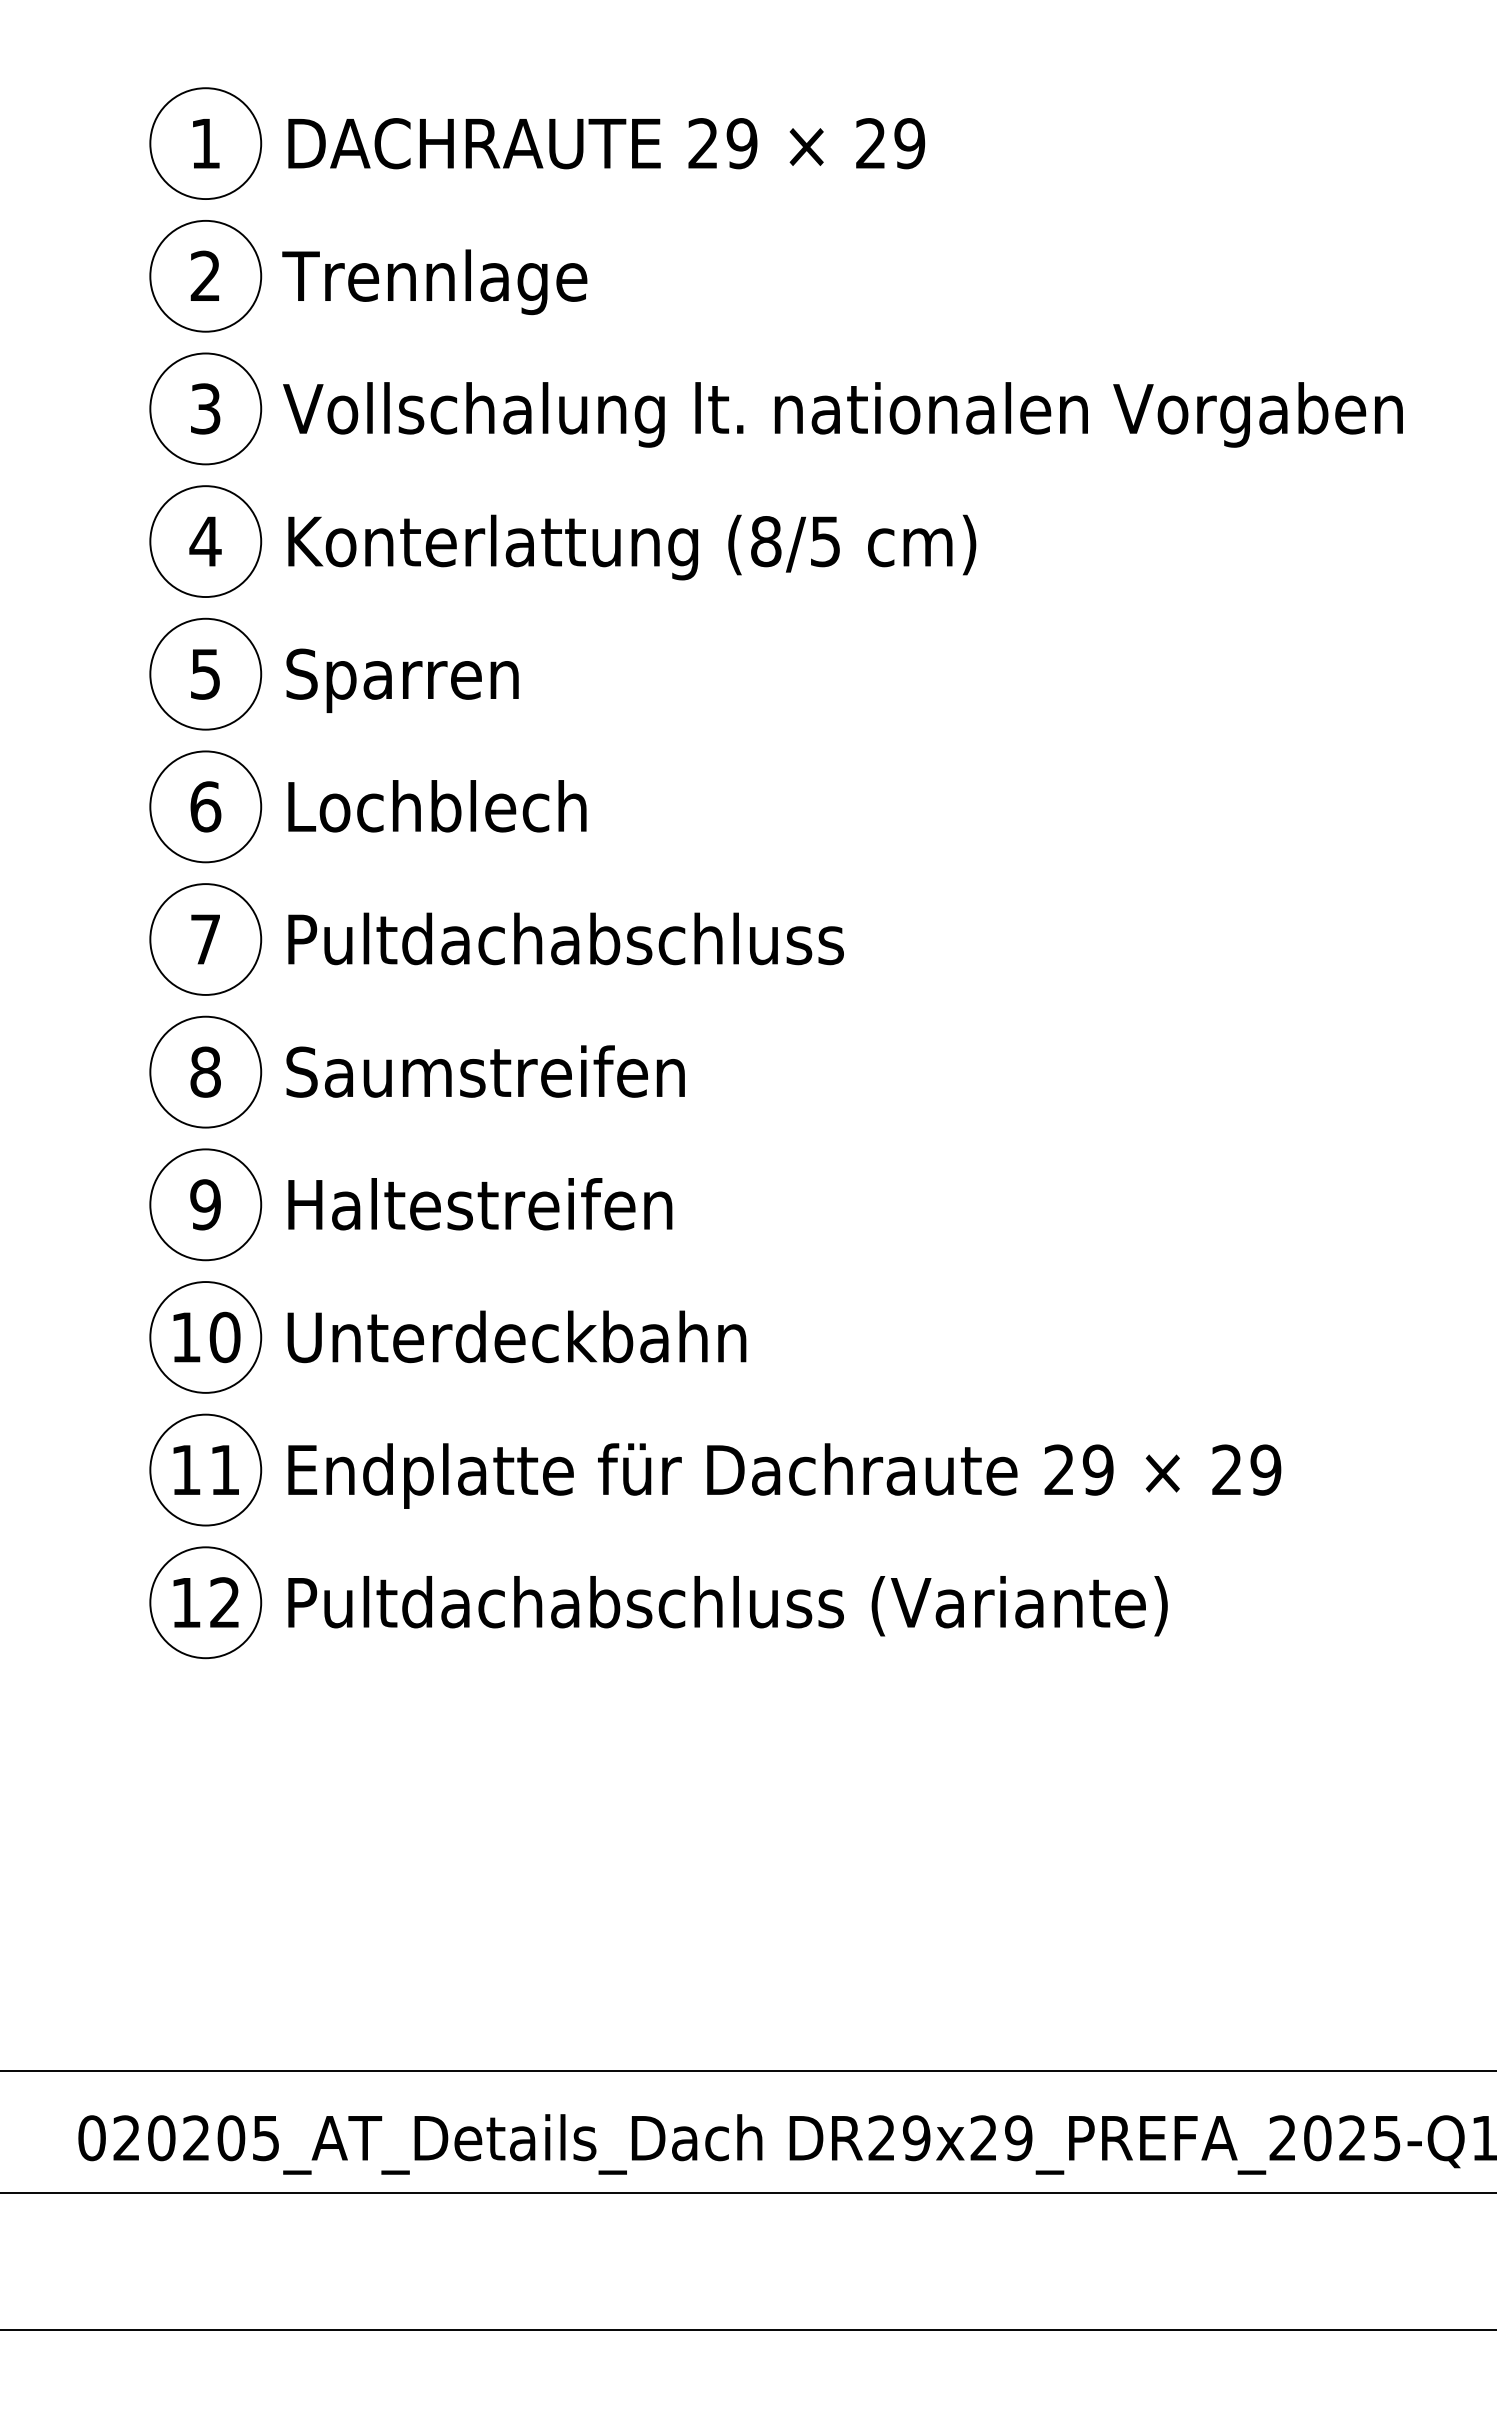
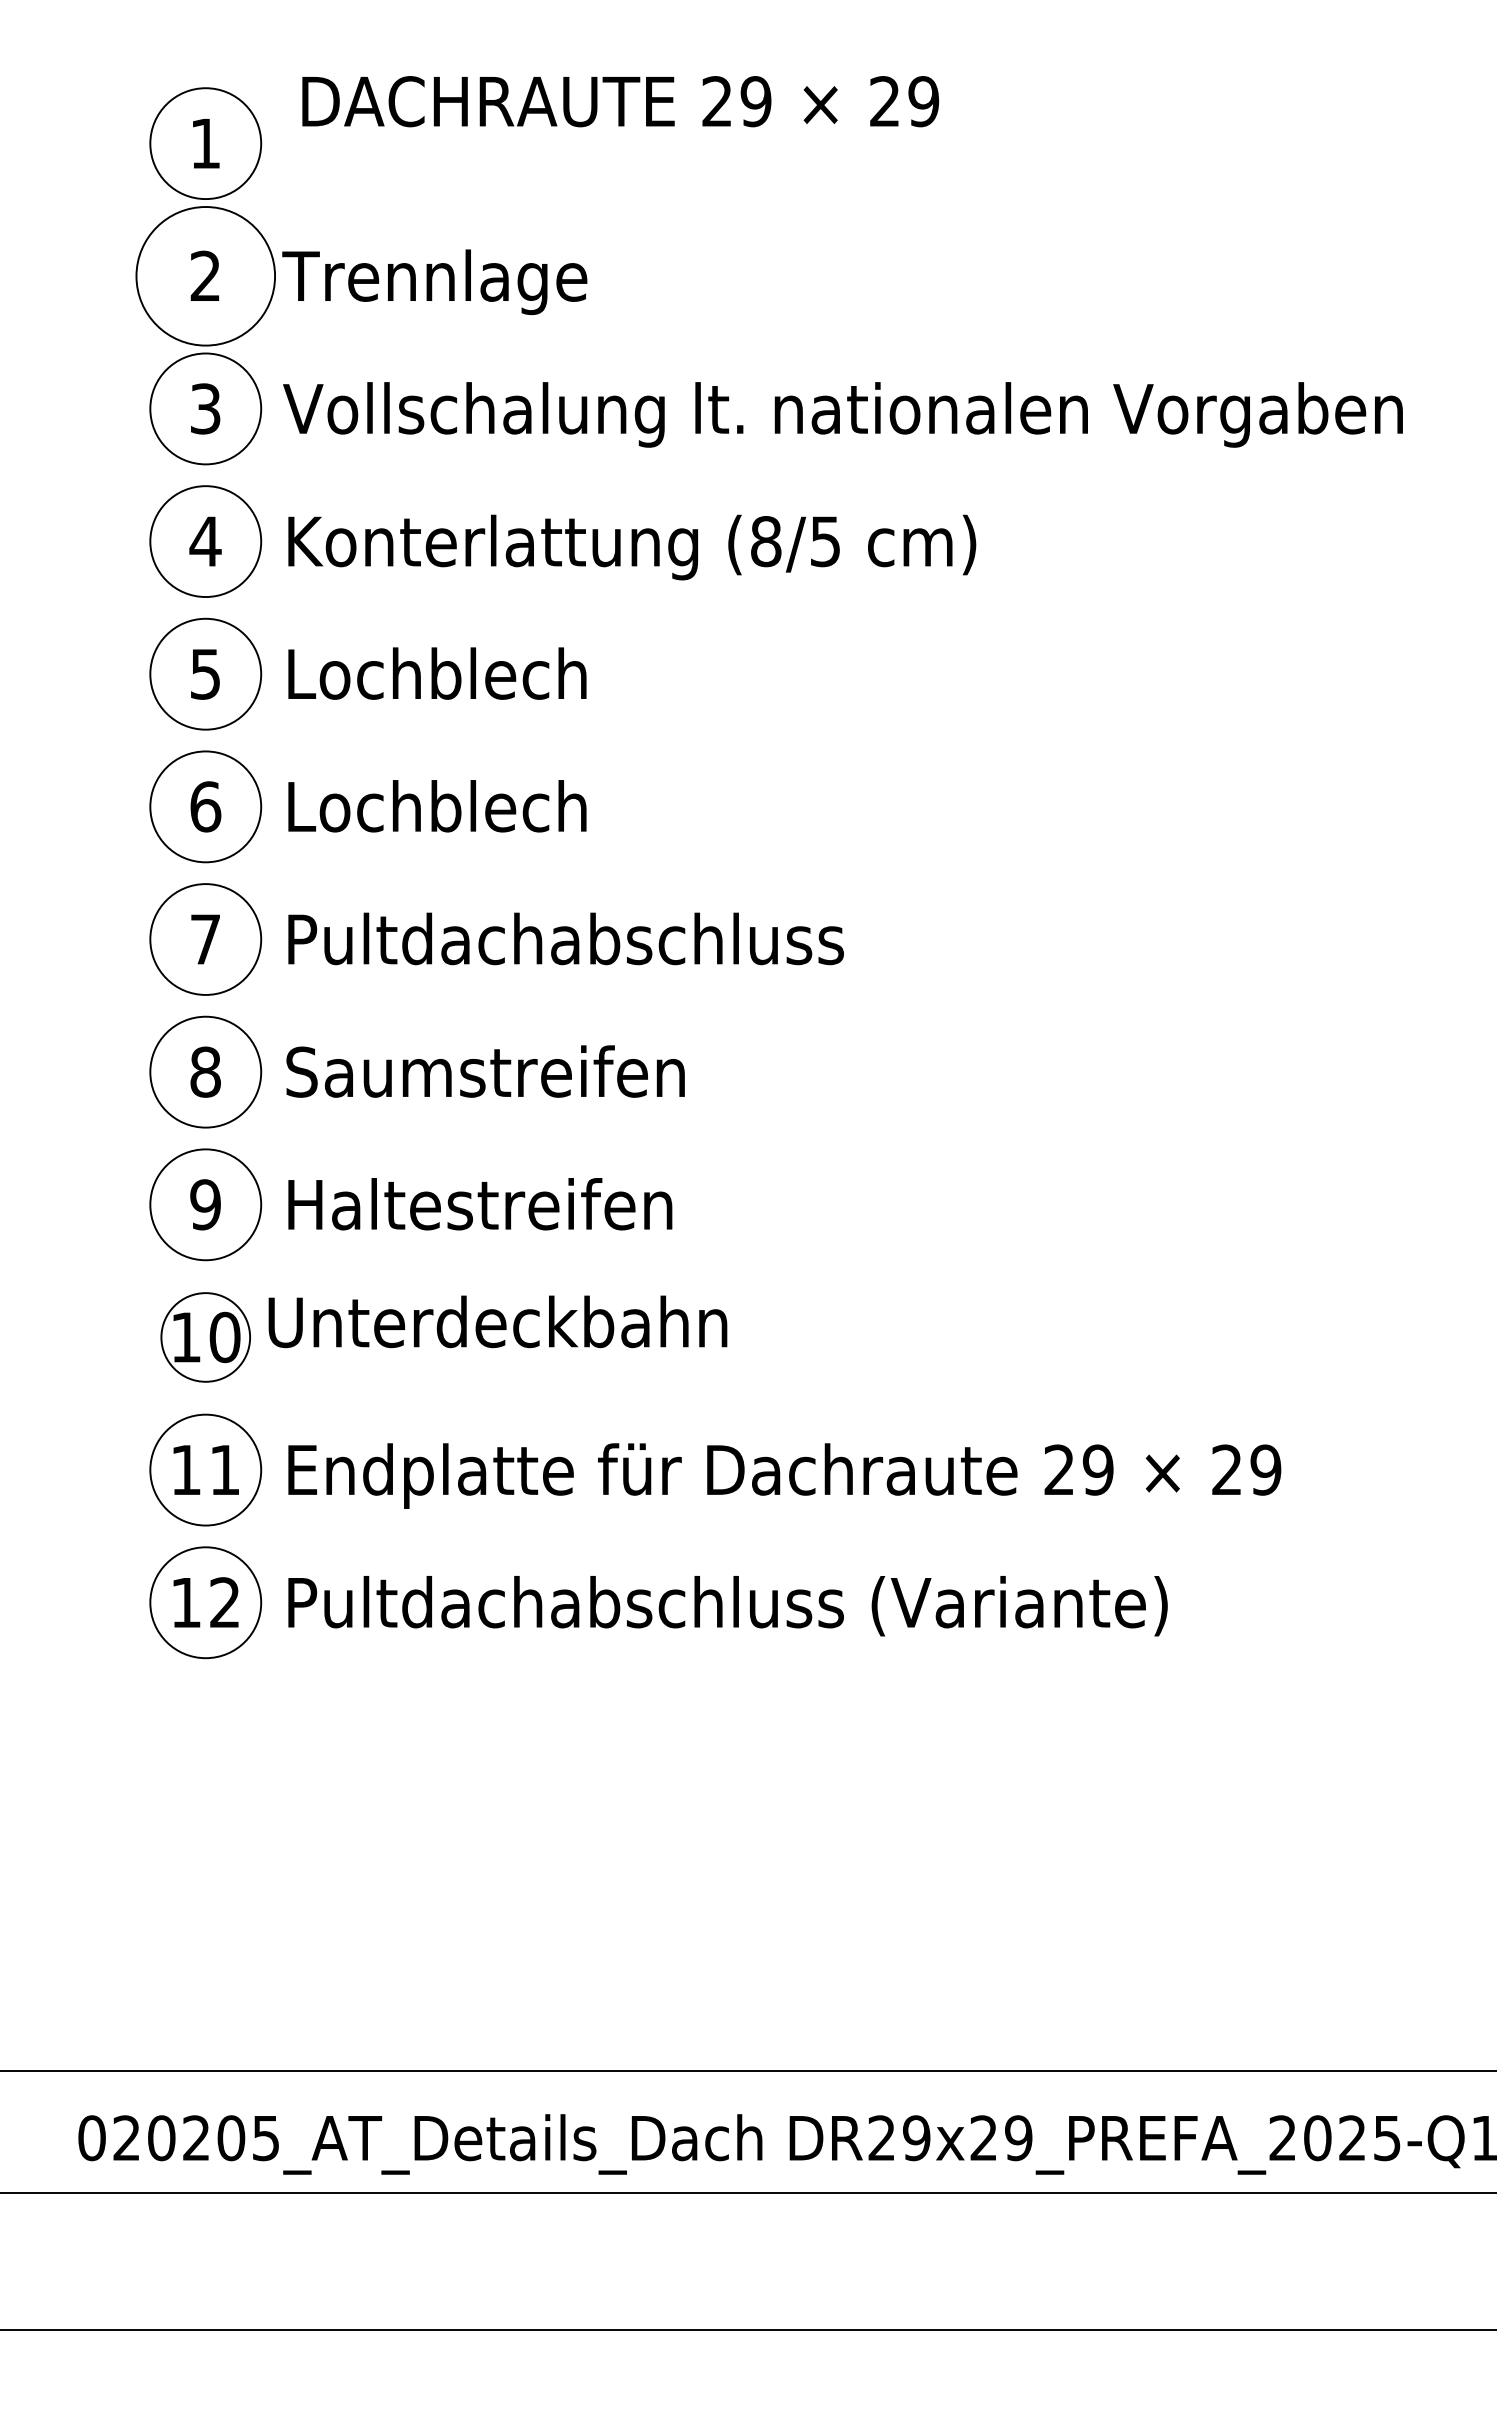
text position: (606, 143) -> (620, 101) (620, 101)
circle diameter: 111 px -> 139 px (205, 276)
text: Sparren -> Lochblech (436, 680)
text position: (516, 1336) -> (497, 1321) (497, 1321)
circle diameter: 111 px -> 89 px (205, 1337)
